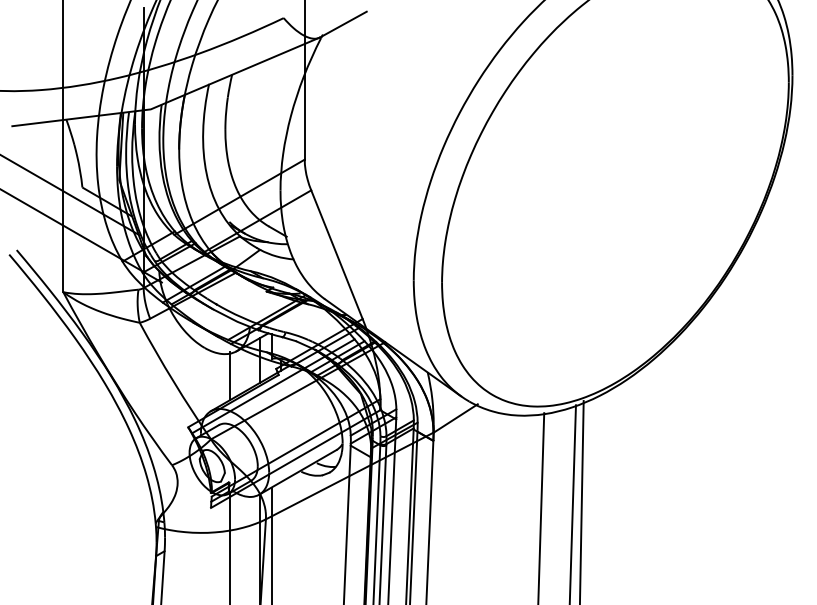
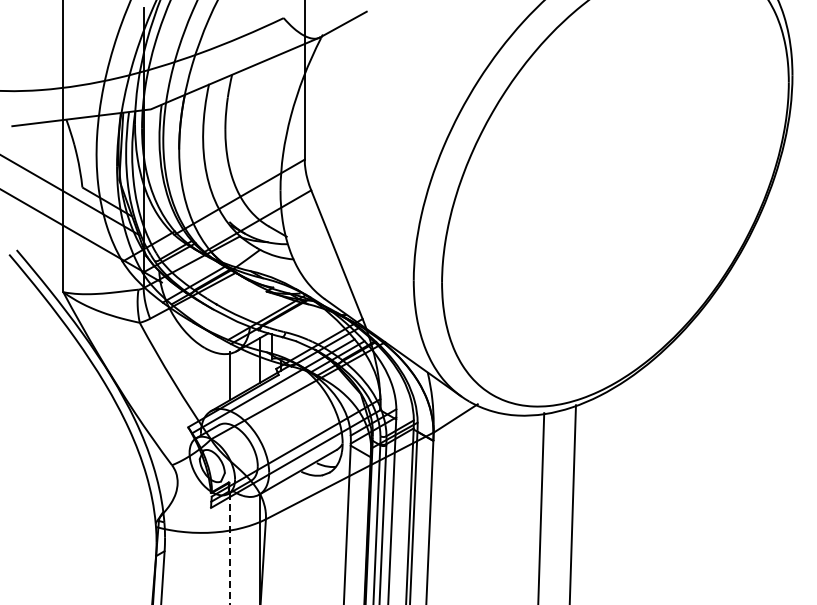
line: present -> none (581, 501)
line: present -> none (271, 544)
line: solid -> dashed (230, 548)
